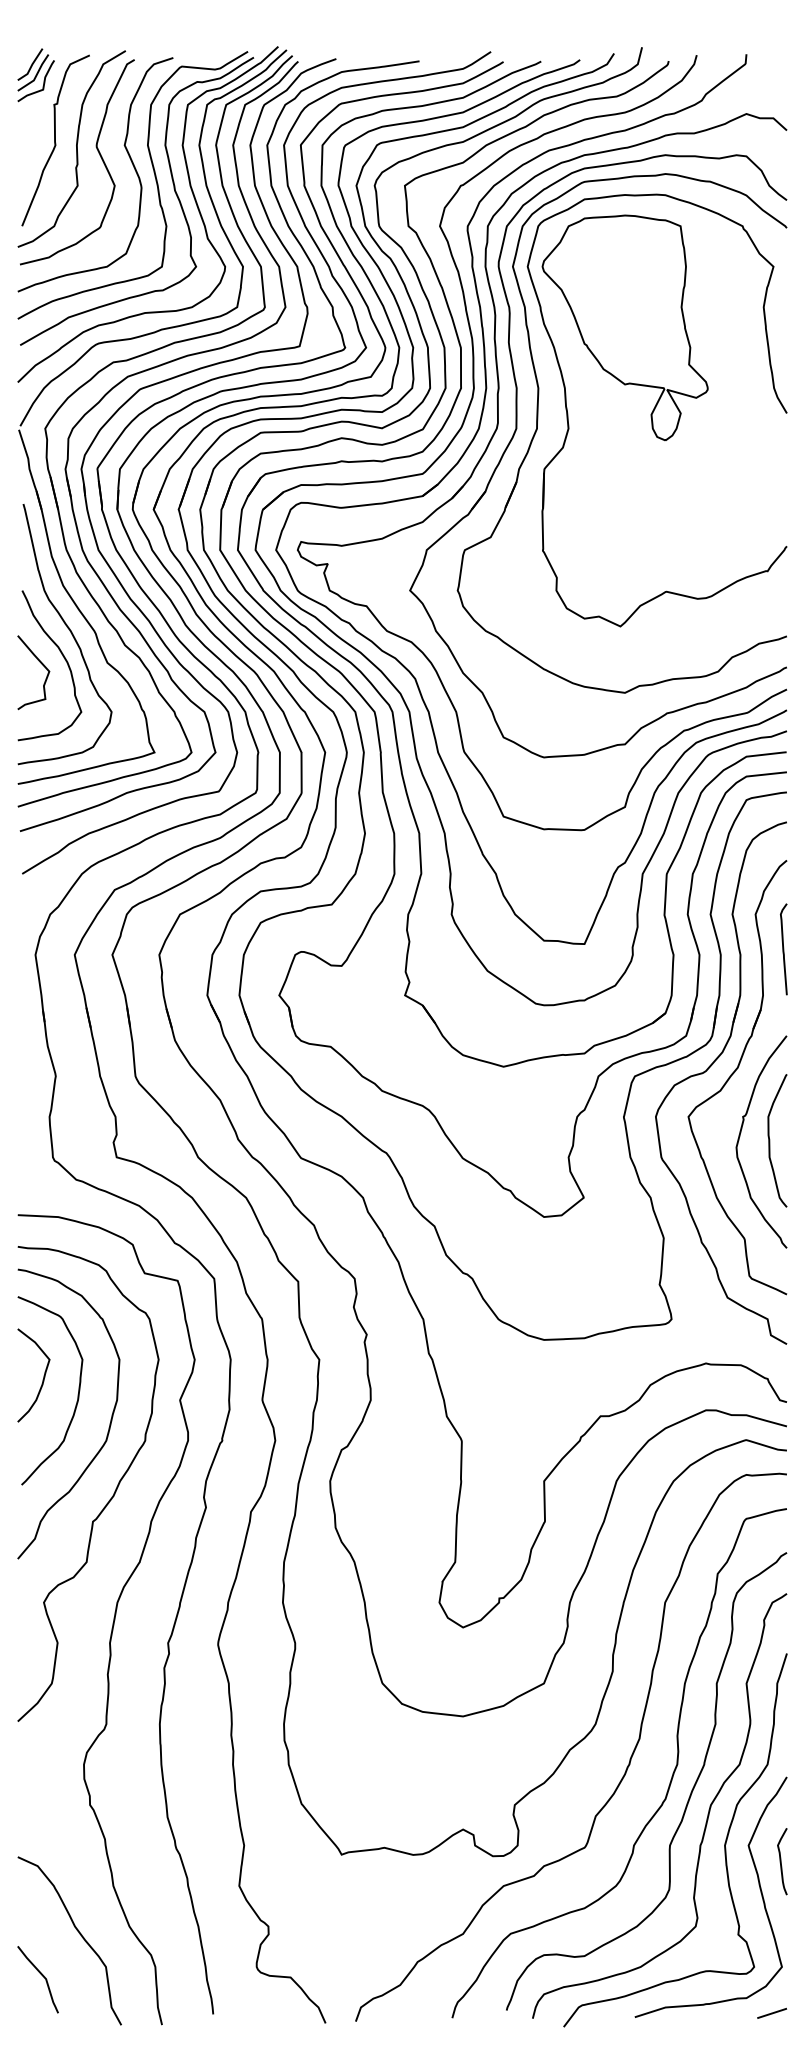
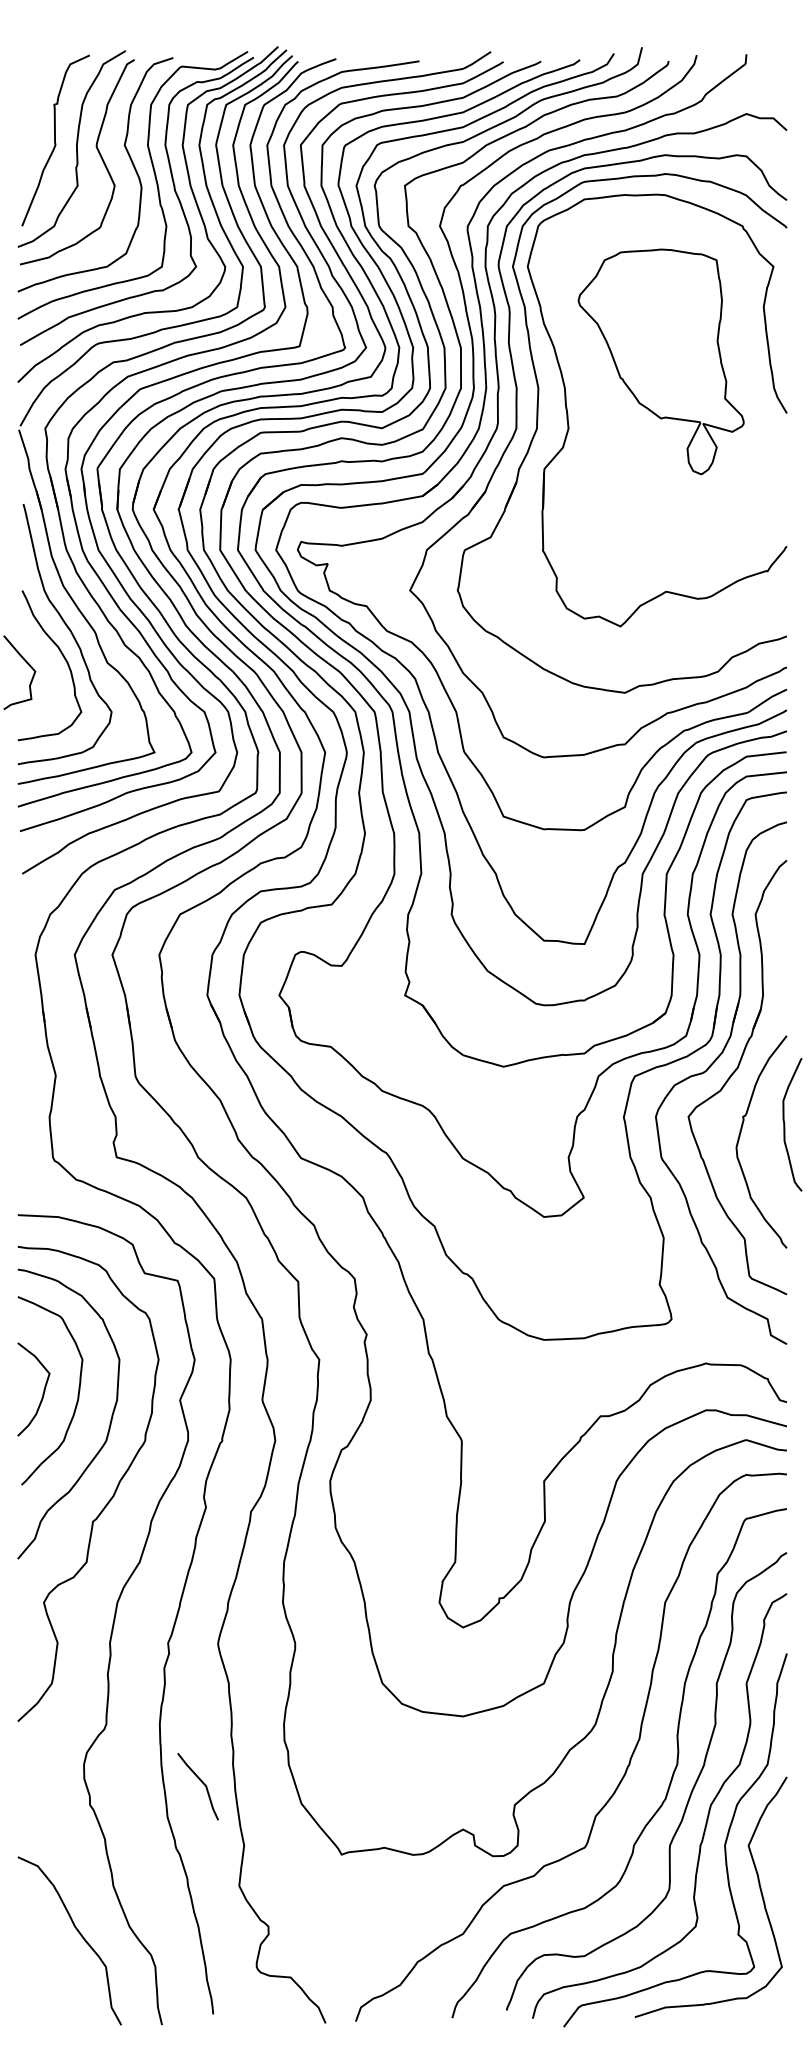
part: present -> none (35, 75)
part position: (624, 327) -> (660, 361) (660, 361)
curve position: (41, 664) -> (27, 664) (27, 664)
curve: present -> none (783, 949)
curve position: (770, 1140) -> (785, 1124) (785, 1124)
curve position: (42, 1379) -> (42, 1393) (42, 1393)
curve: present -> none (781, 1861)
curve position: (41, 1975) -> (201, 1782) (201, 1782)
line: present -> none (771, 2012)
